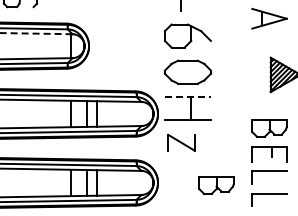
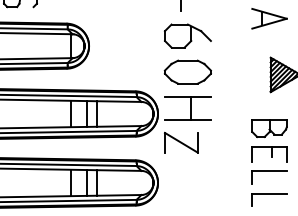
line: dashed -> solid (36, 33)
line: dashed -> solid (187, 96)
part size: 29x19 px -> 35x23 px (181, 142)
part: present -> none (216, 185)
